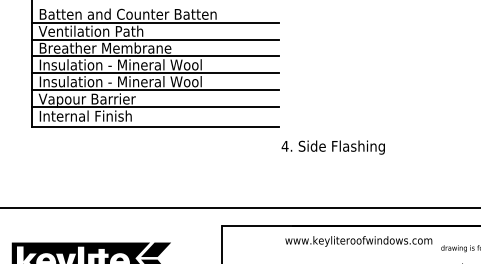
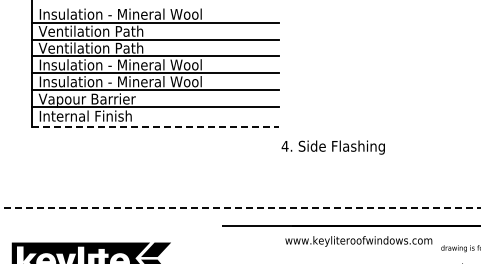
text: Batten and Counter Batten -> Insulation - Mineral Wool (128, 13)
text: Breather Membrane -> Ventilation Path (104, 47)
line: solid -> dashed (155, 126)
line: solid -> dashed (240, 208)
line: present -> none (221, 243)
